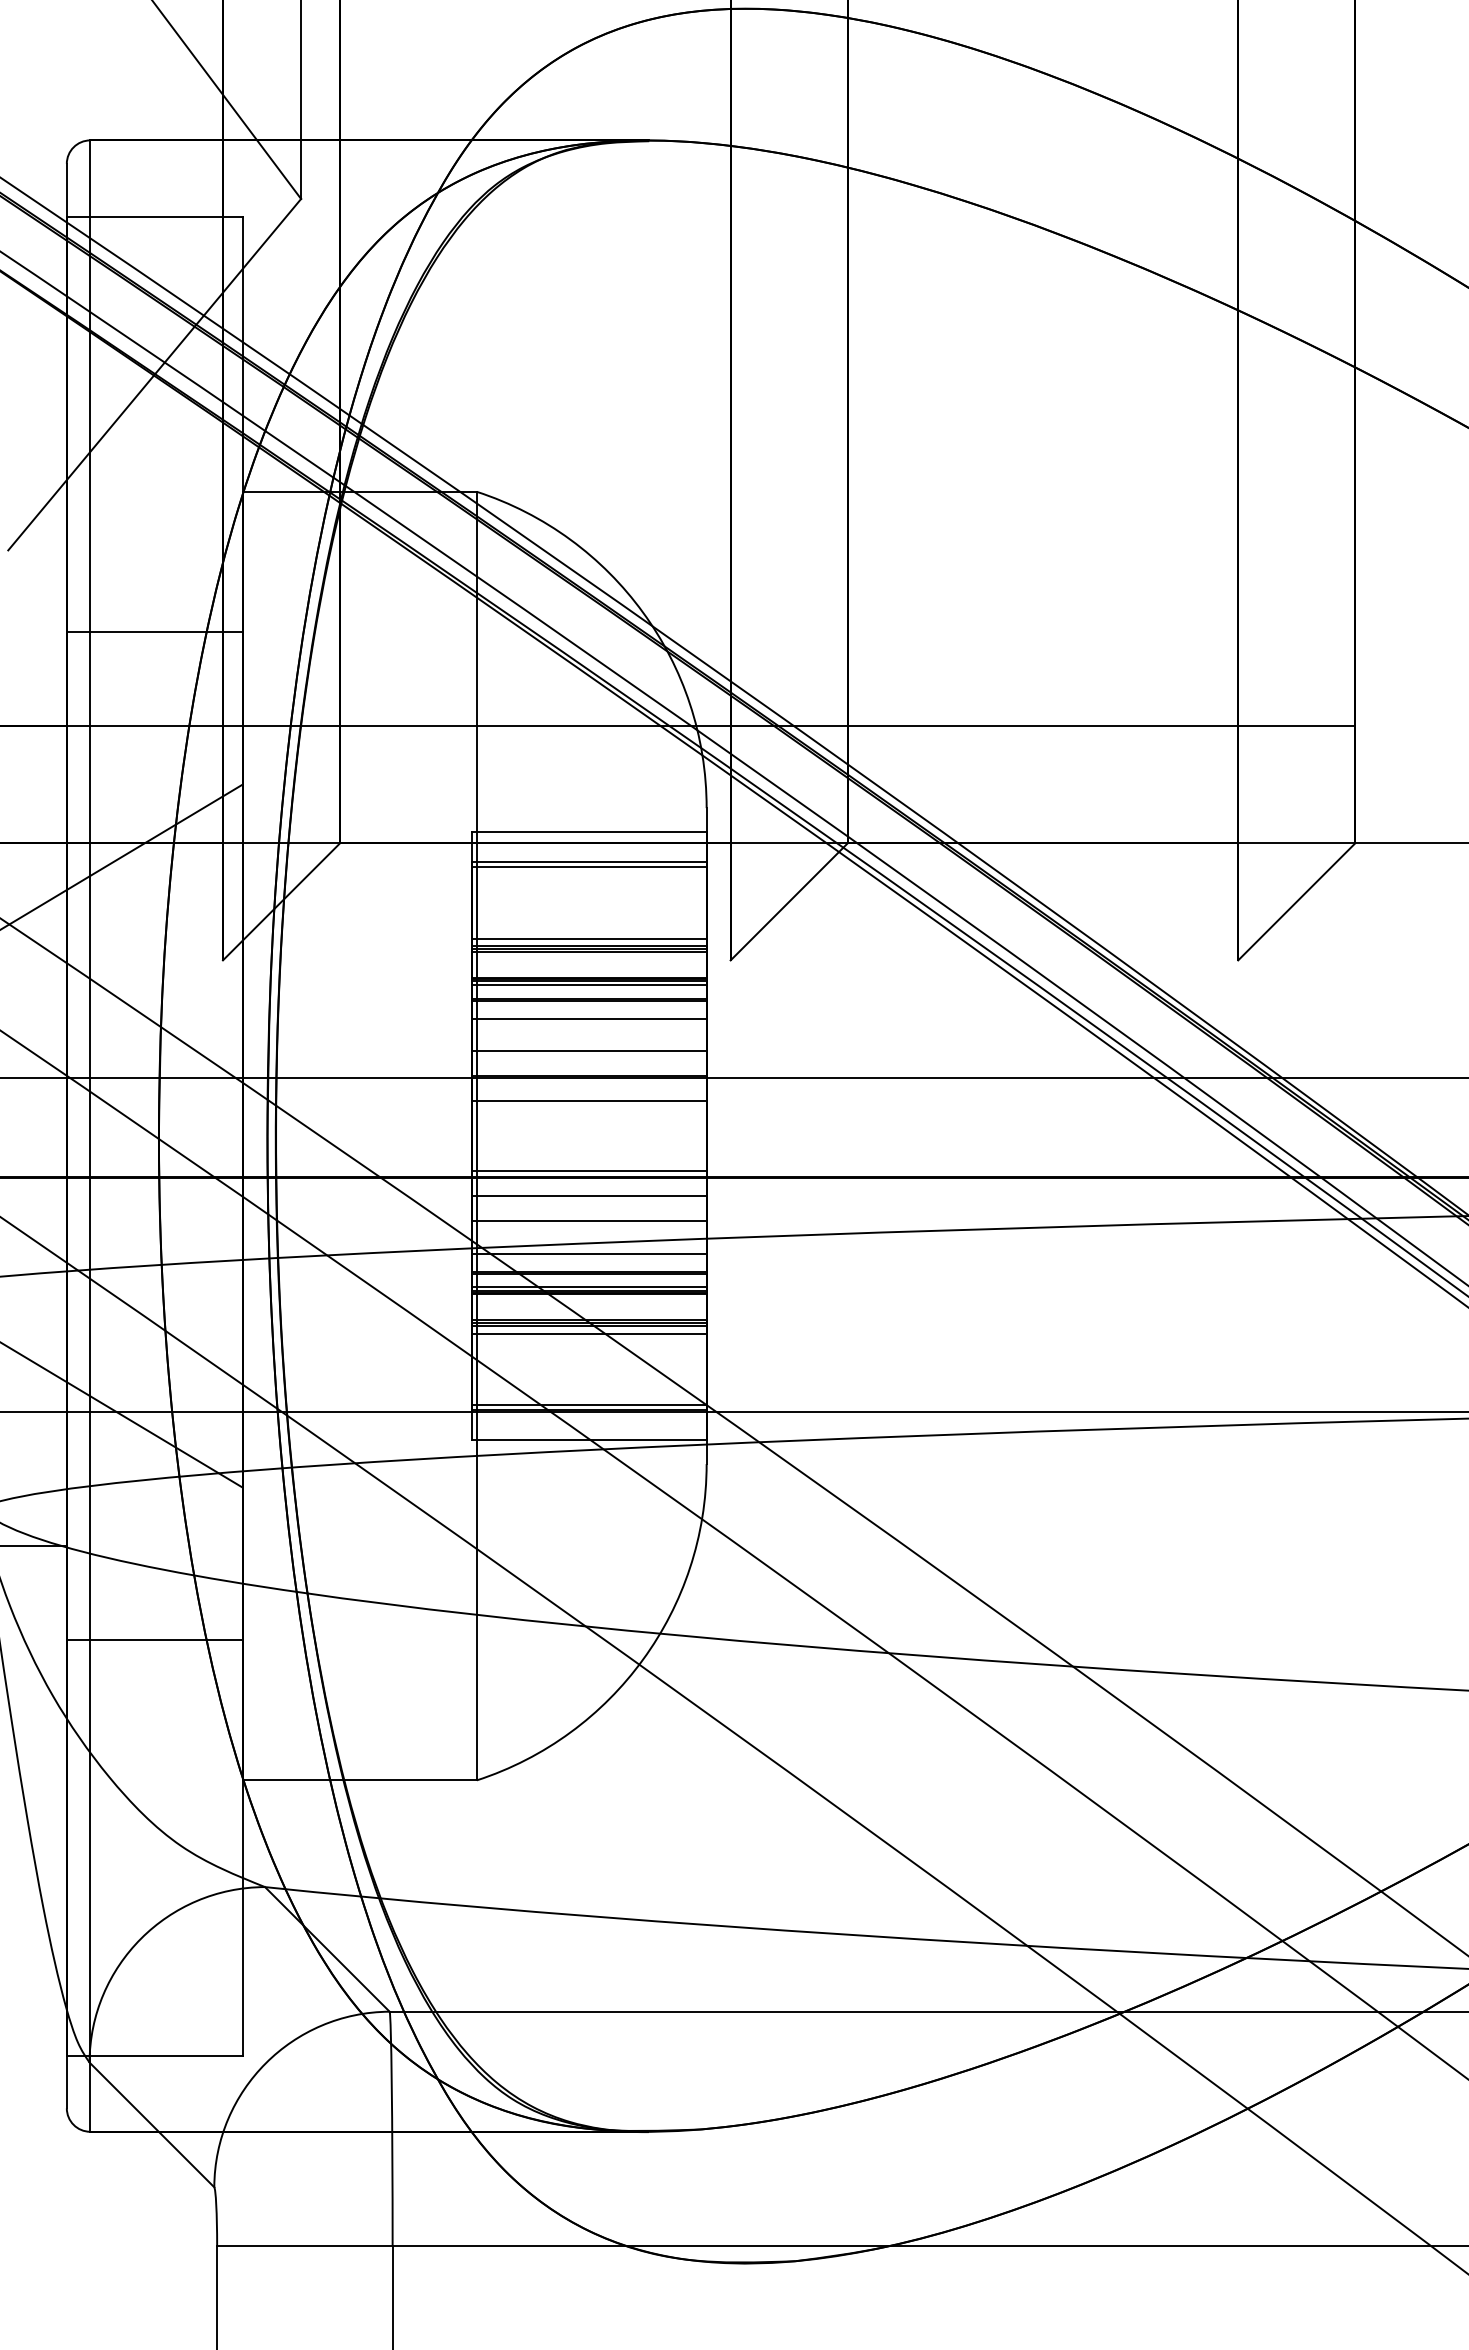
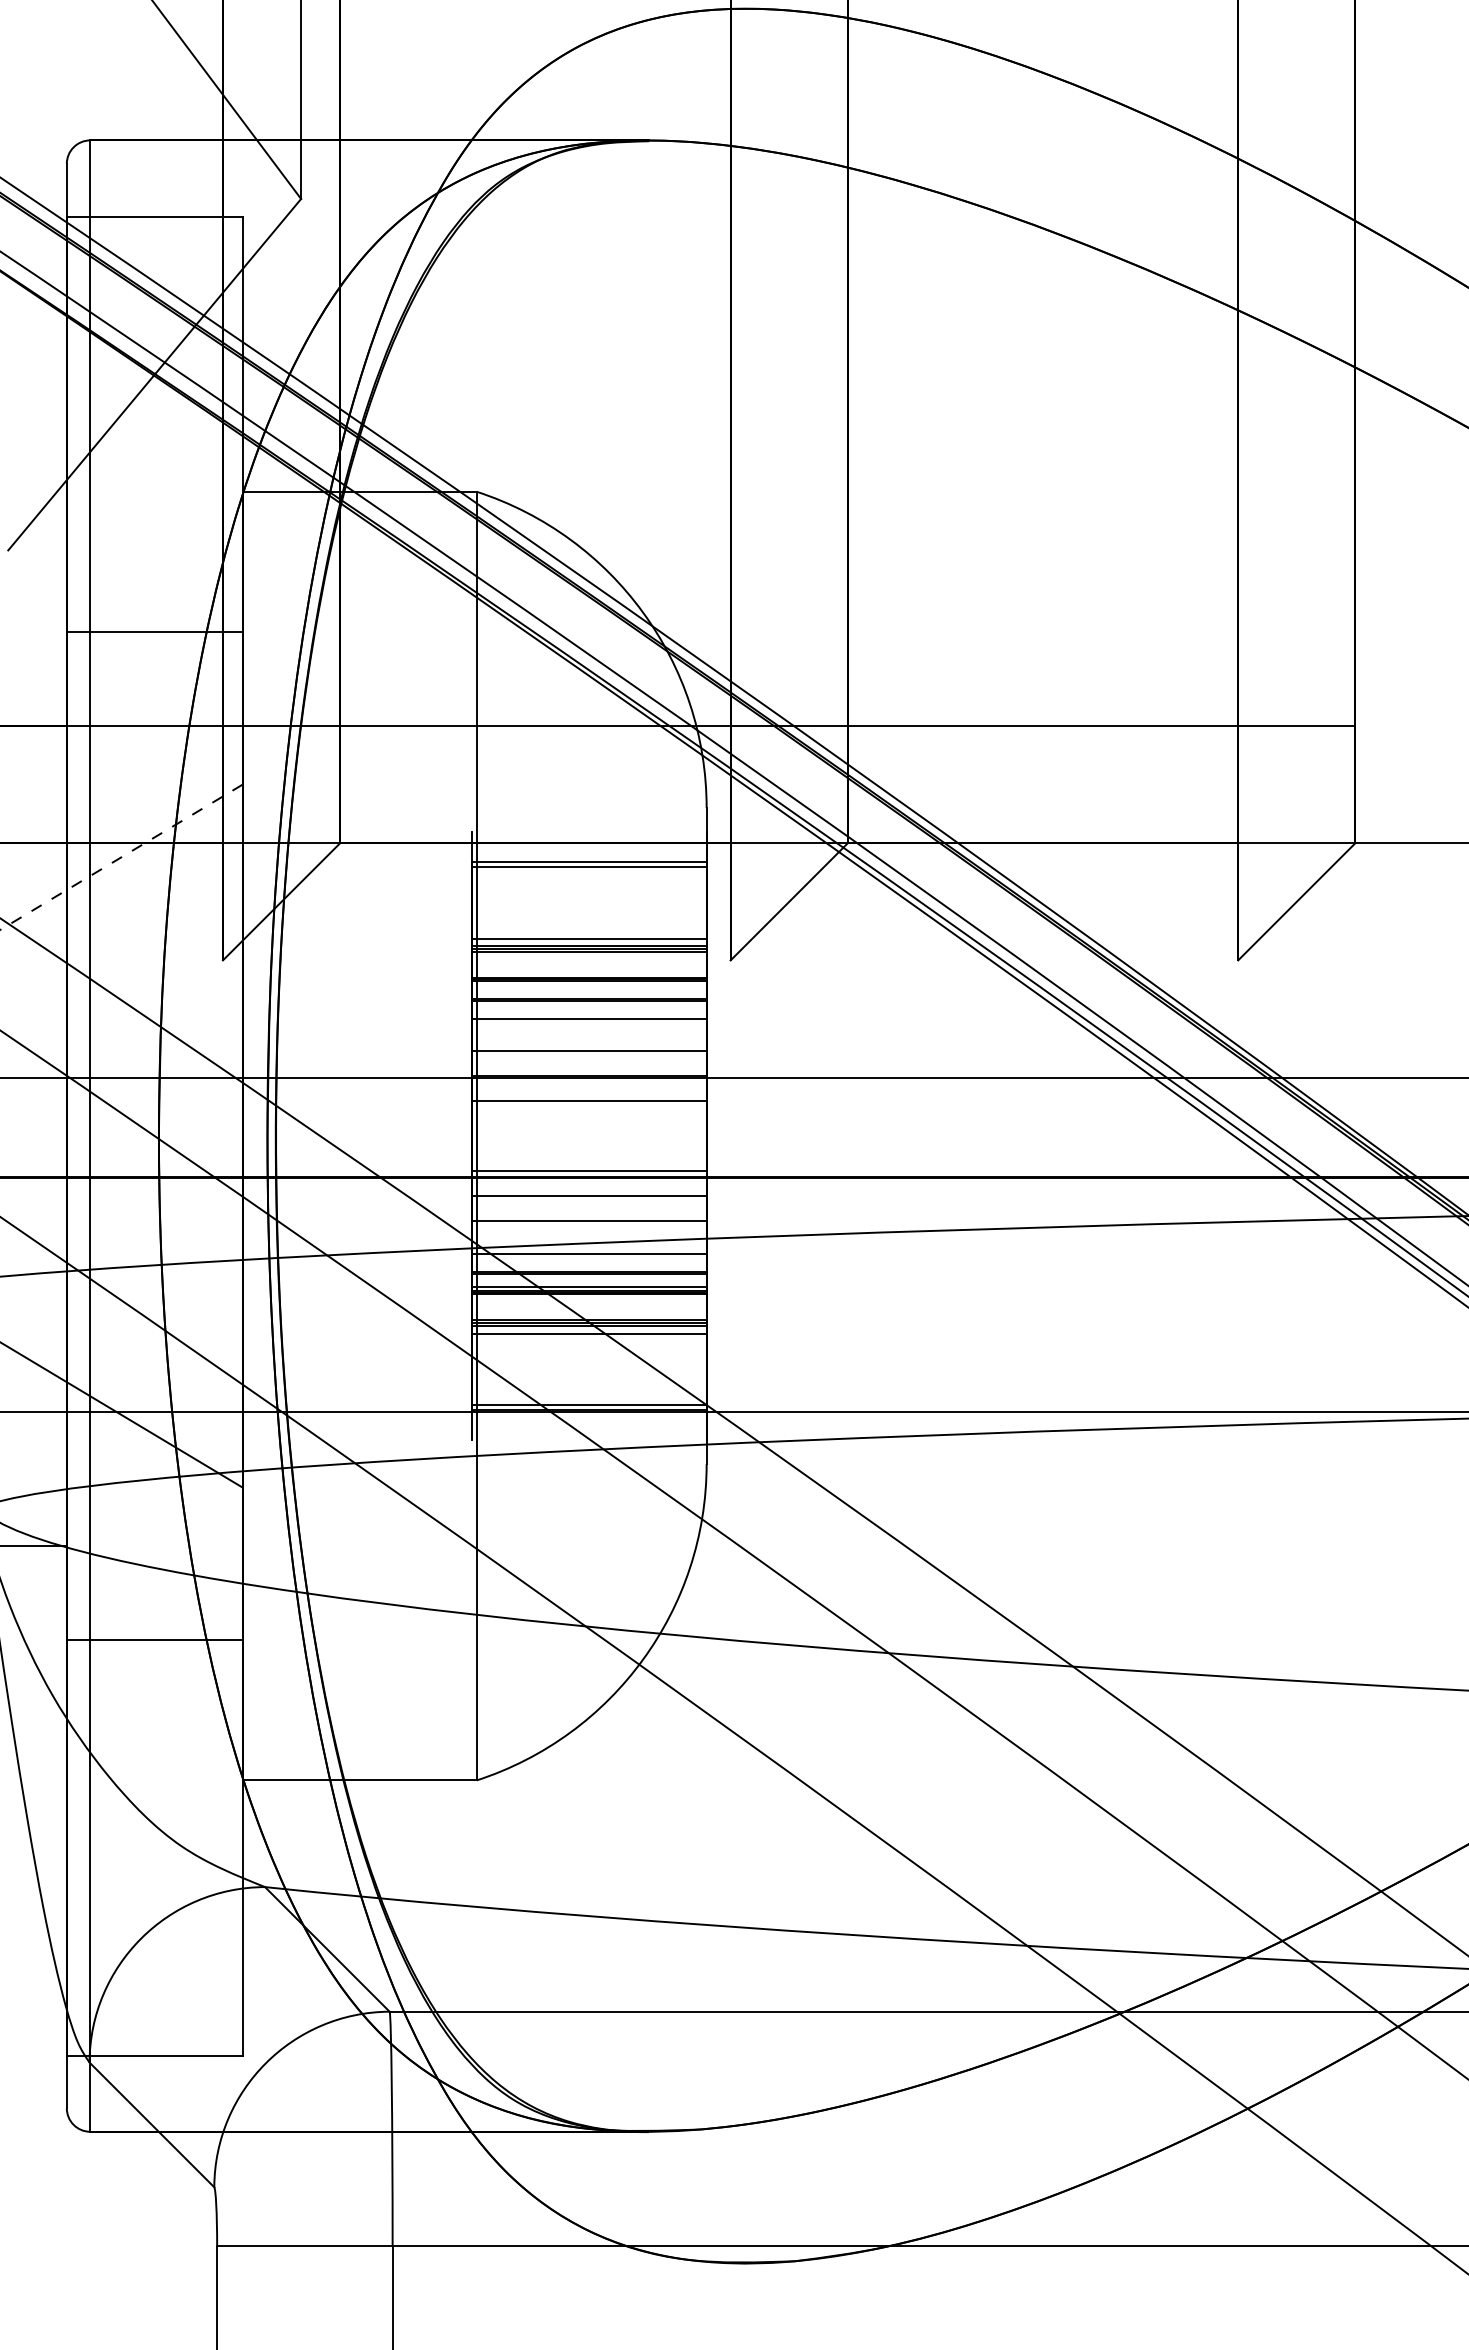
line: present -> none (589, 832)
line: solid -> dashed (120, 857)
line: present -> none (589, 985)
line: present -> none (589, 1440)
